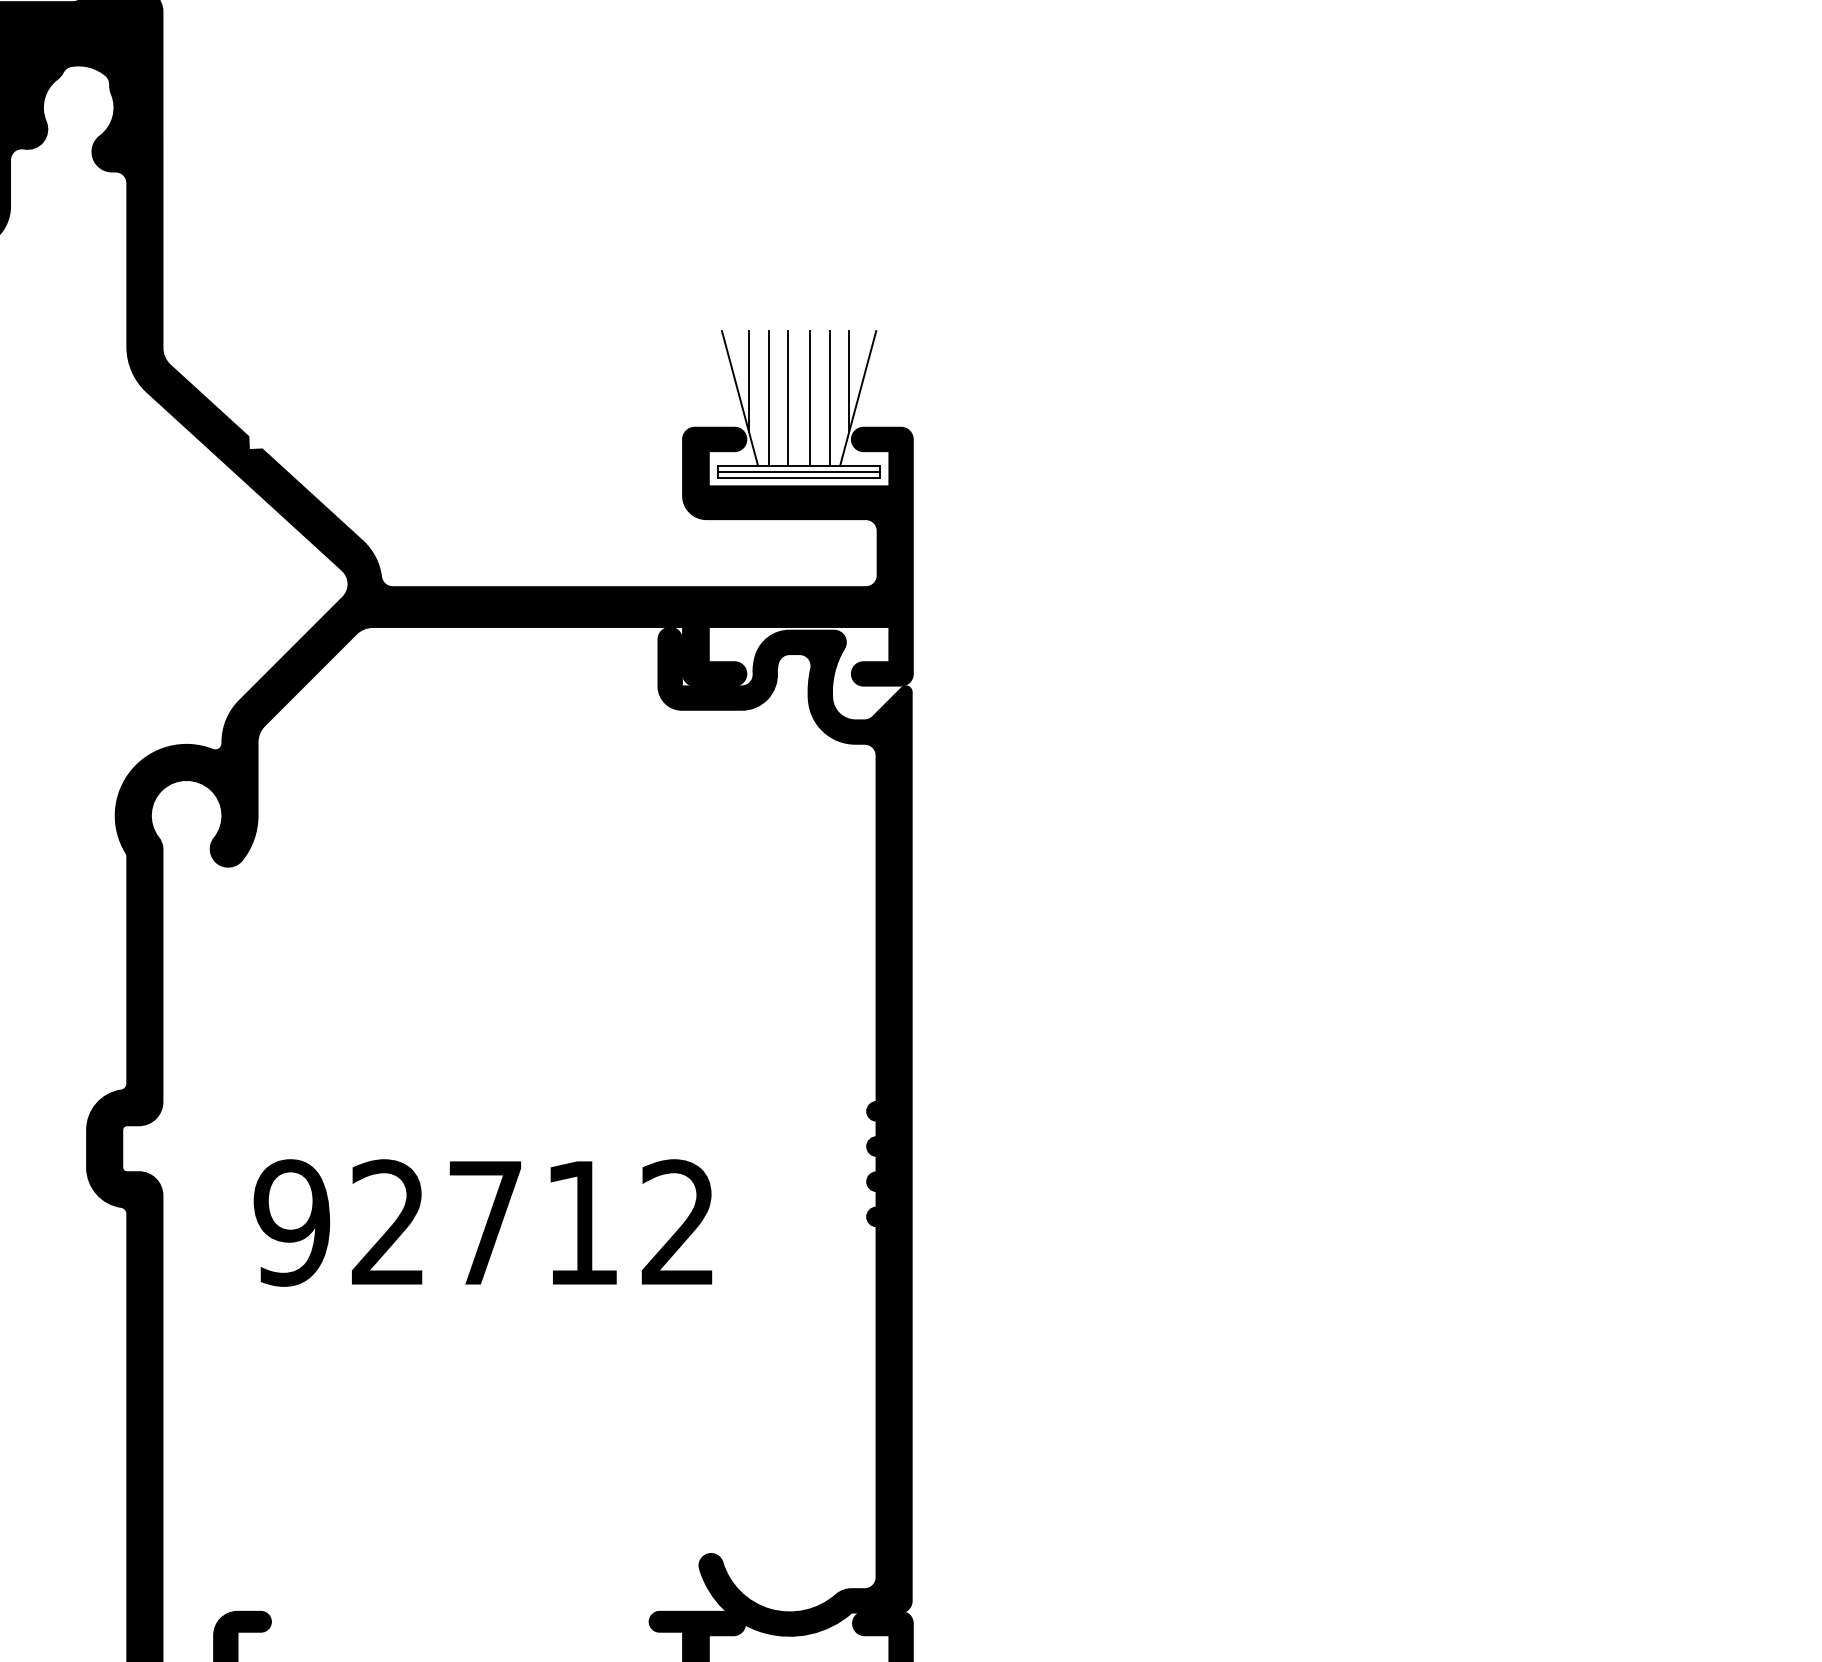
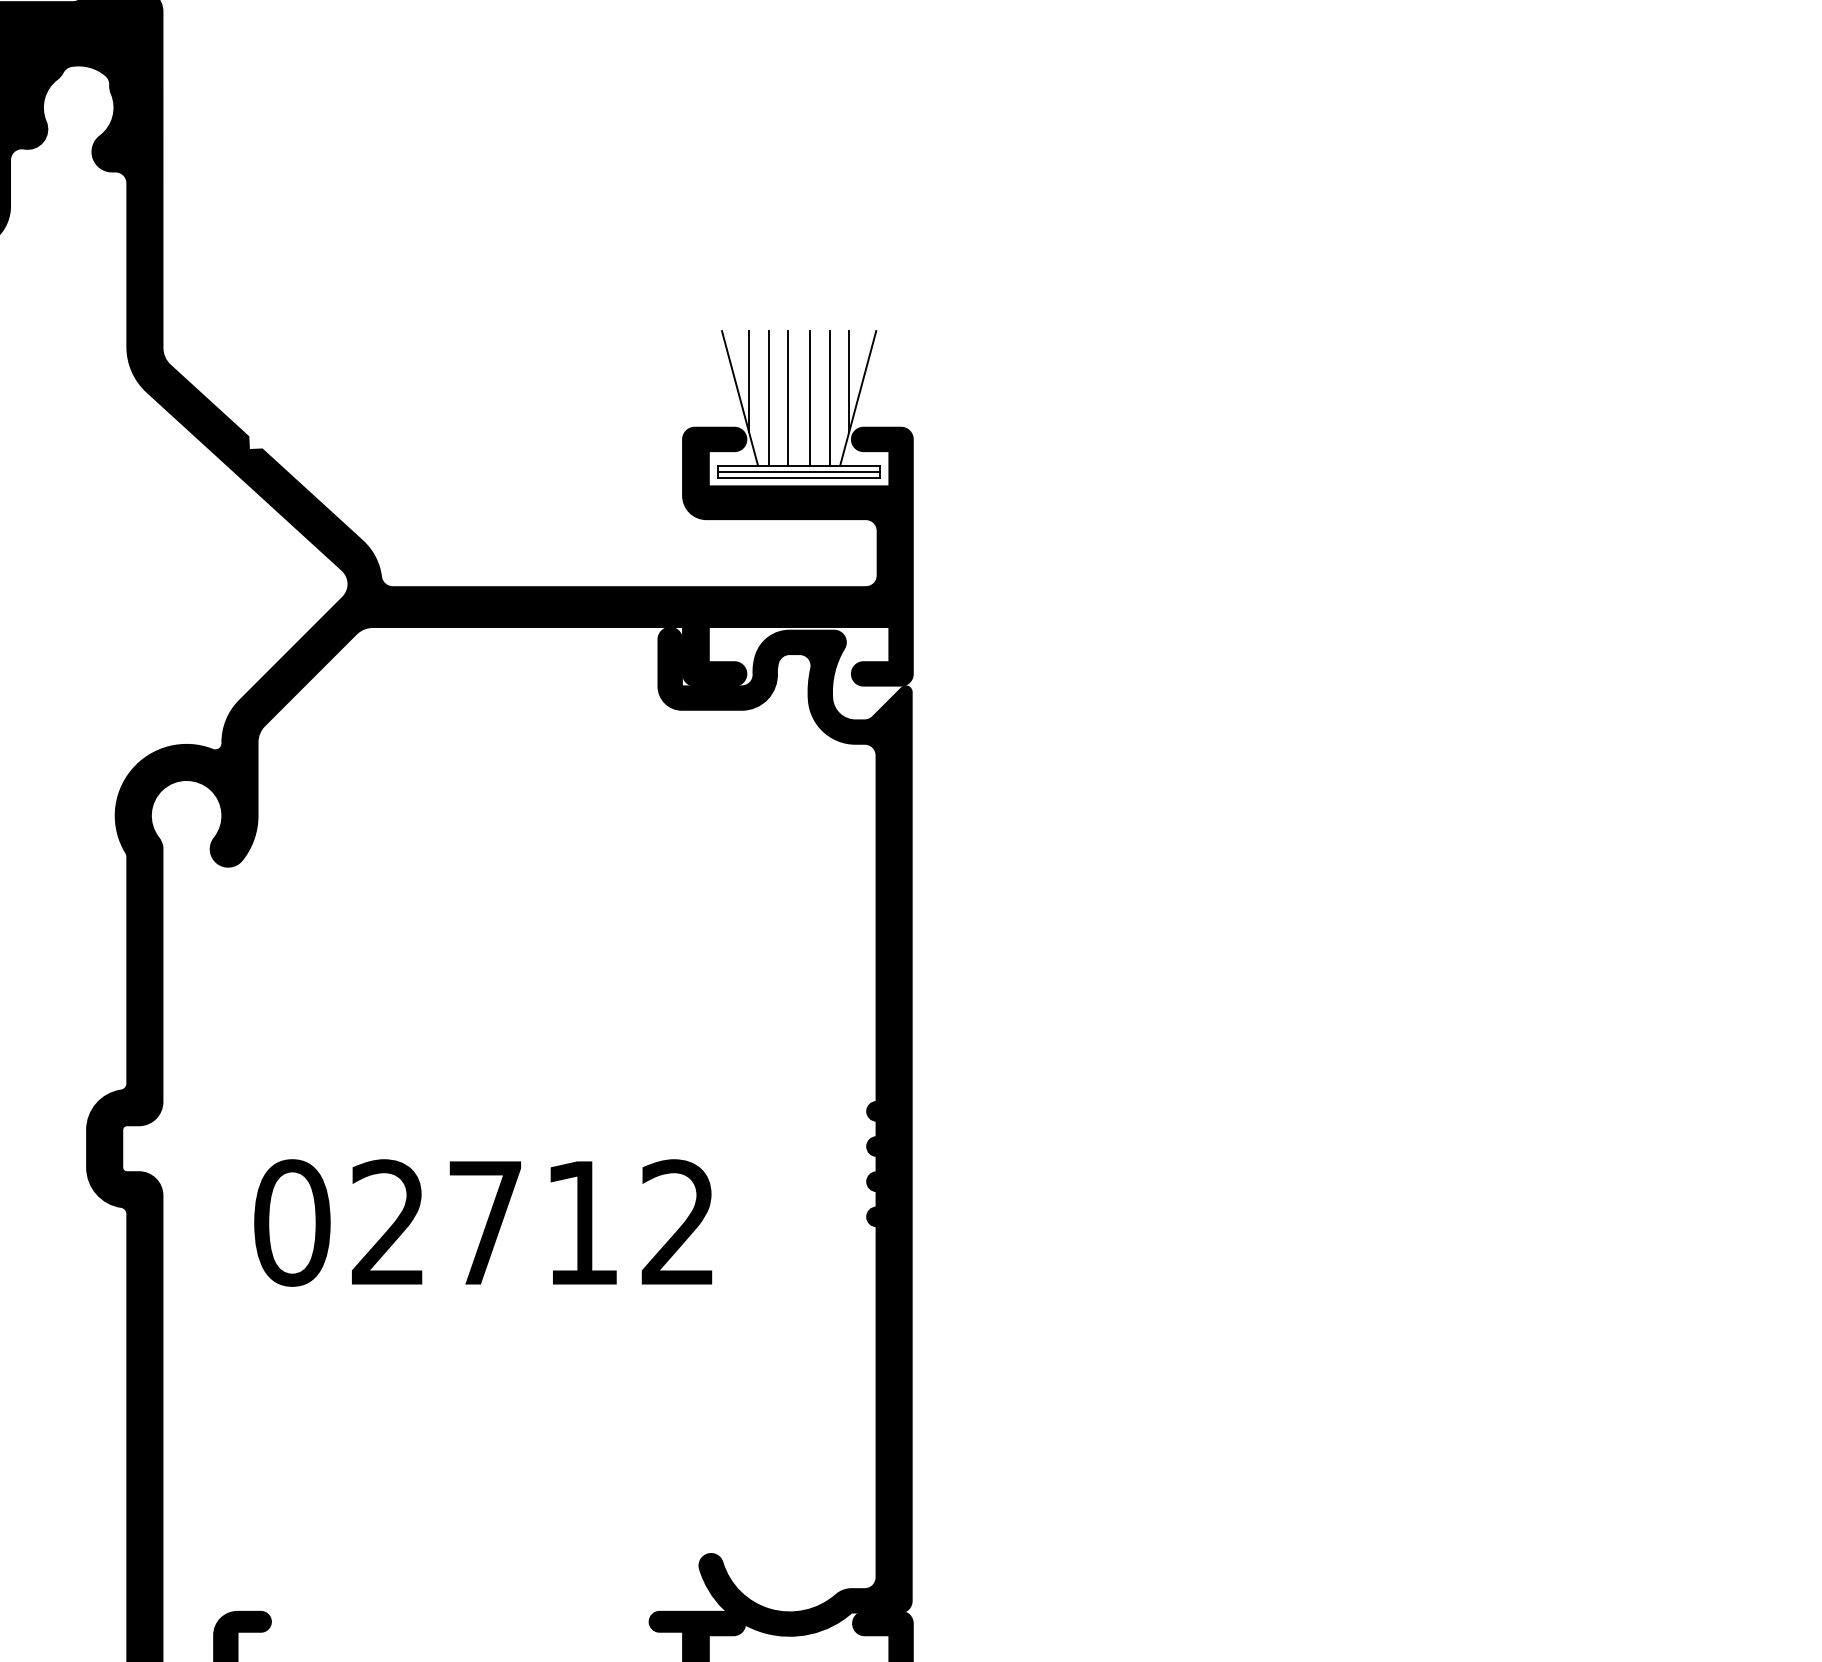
text: 92712 -> 02712 (291, 1222)
